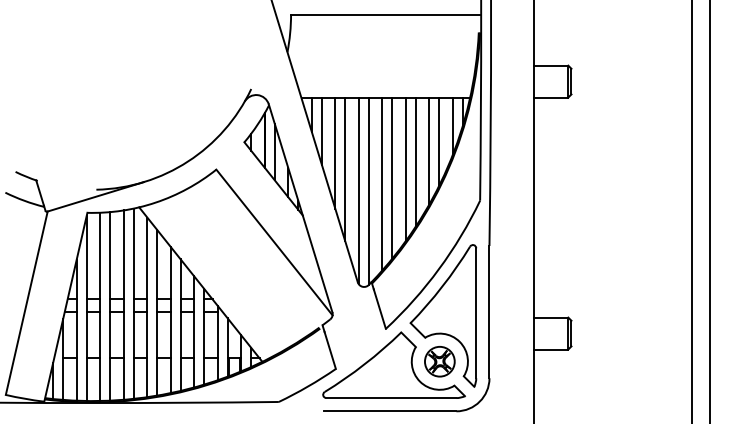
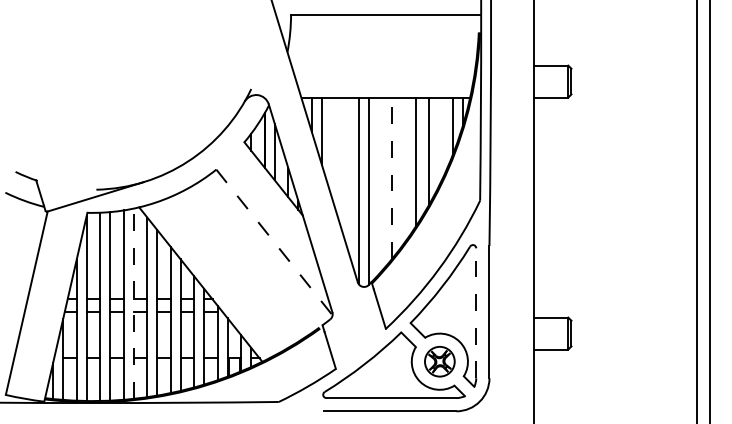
line: present -> none (439, 141)
line: present -> none (335, 153)
line: present -> none (345, 169)
line: present -> none (405, 169)
line: solid -> dashed (392, 178)
line: present -> none (382, 184)
line position: (691, 211) -> (696, 211) (696, 211)
line: solid -> dashed (274, 242)
line: solid -> dashed (133, 303)
line: solid -> dashed (476, 313)
